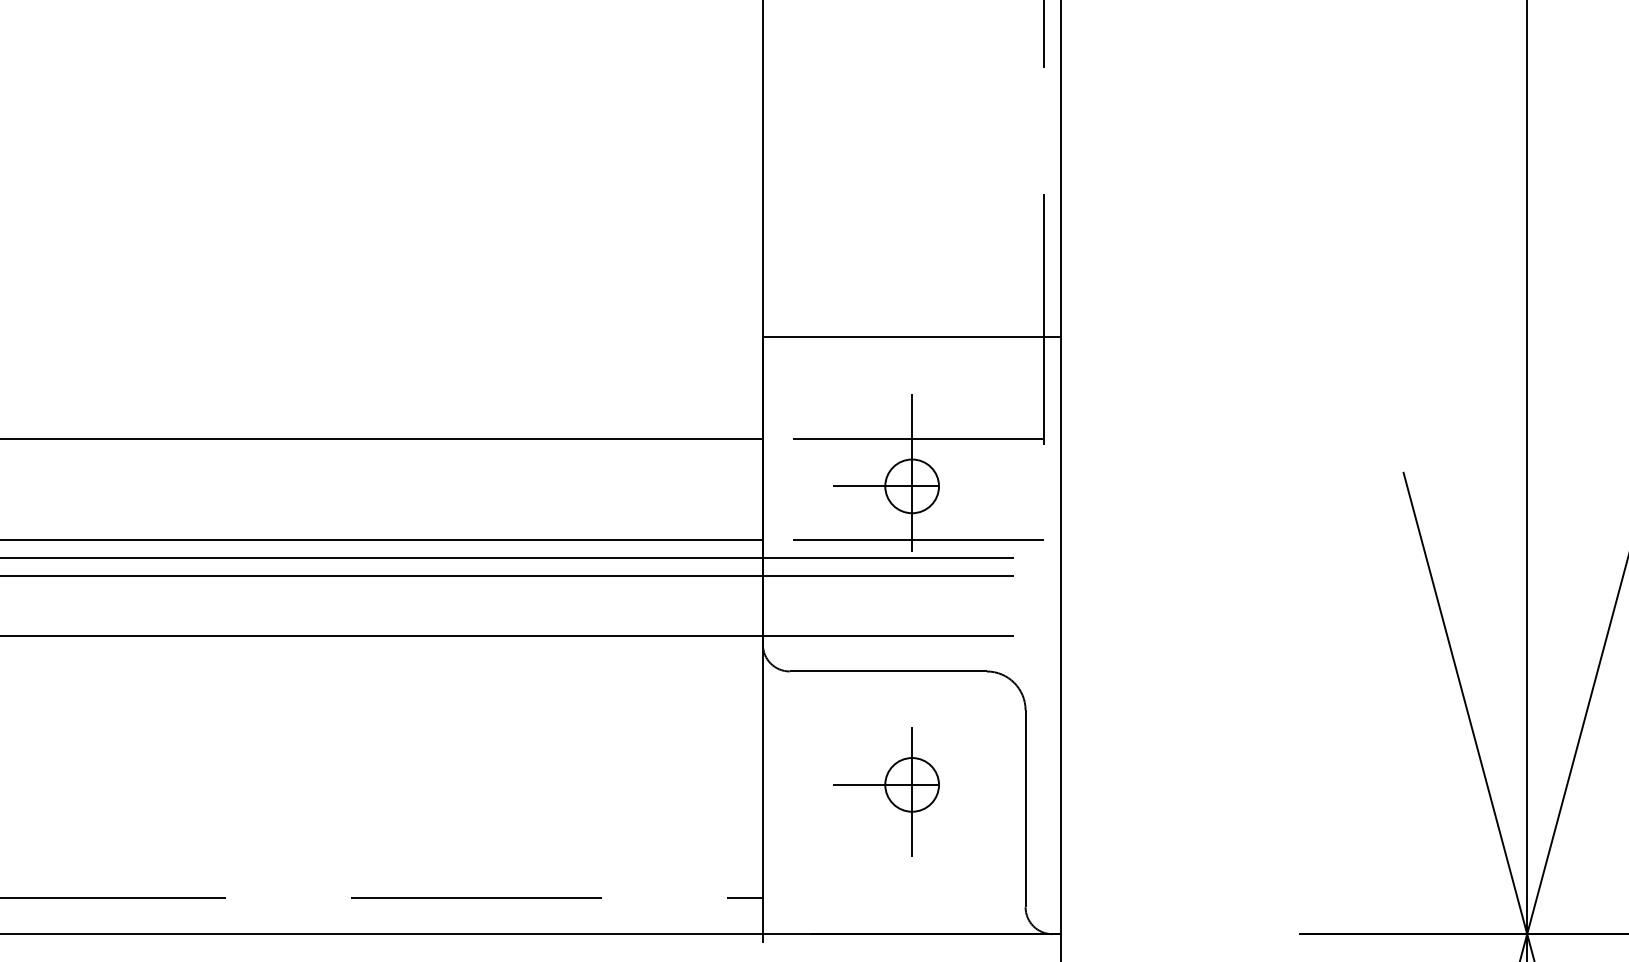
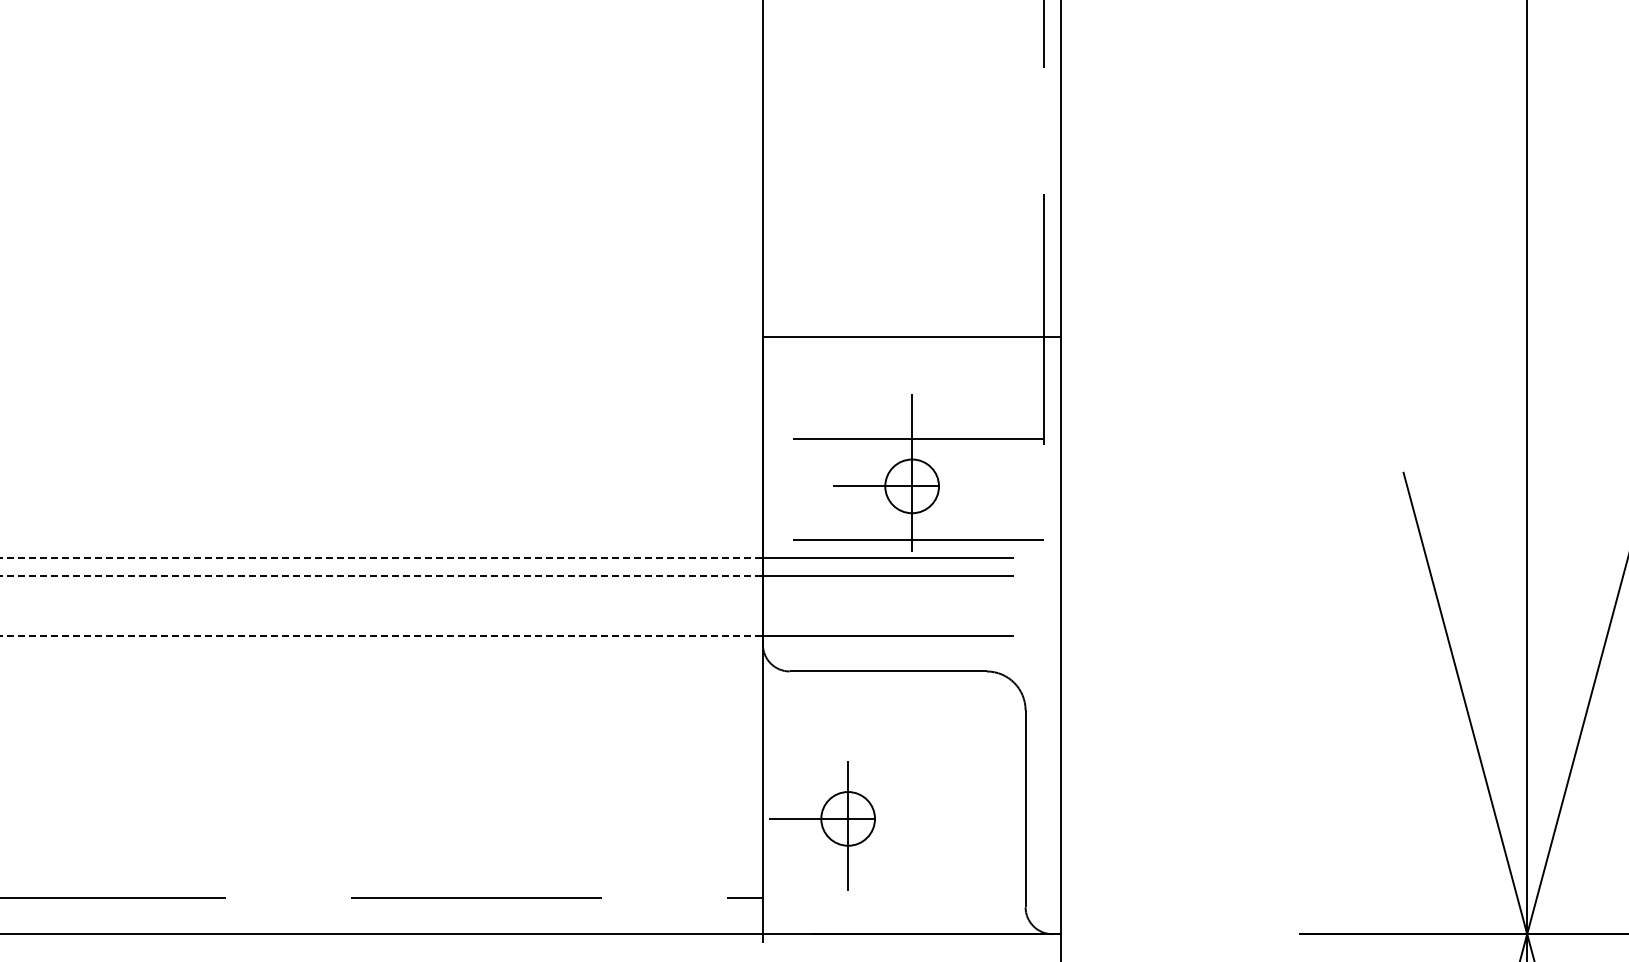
line: present -> none (382, 438)
line: present -> none (382, 540)
line: solid -> dashed (381, 558)
line: solid -> dashed (381, 575)
line: solid -> dashed (381, 635)
part position: (886, 791) -> (822, 825) (822, 825)
